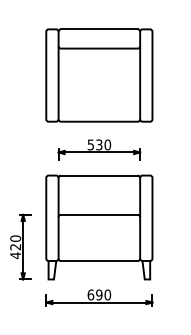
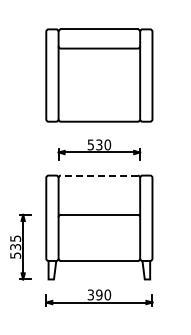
line: solid -> dashed (98, 175)
text: 420 -> 535 (15, 247)
text: 690 -> 390 (90, 294)
